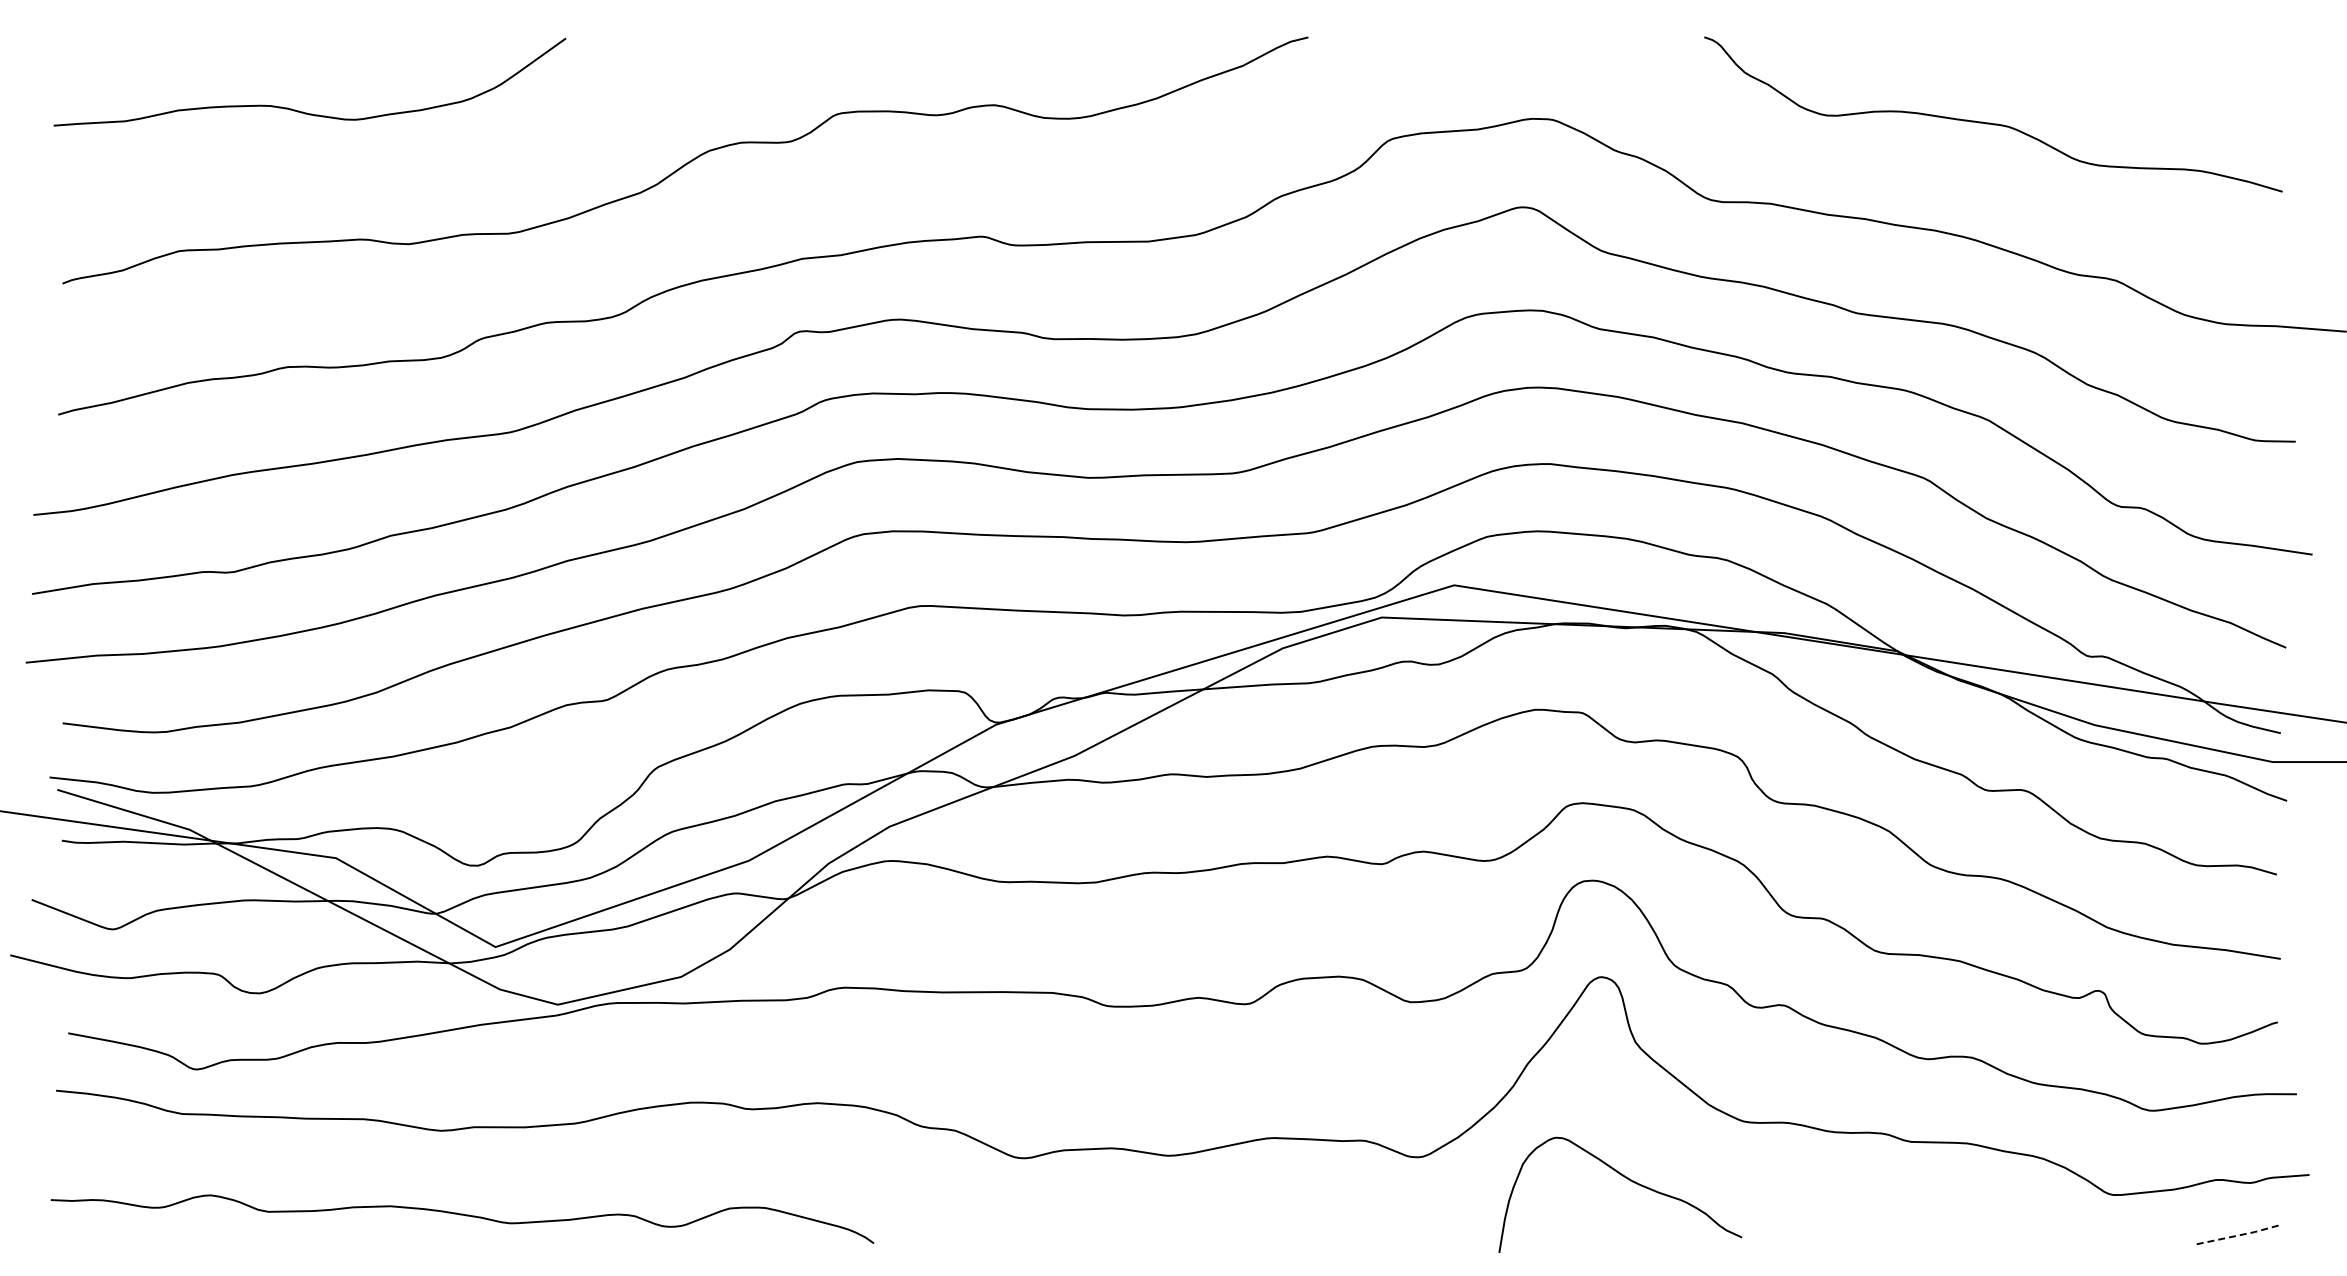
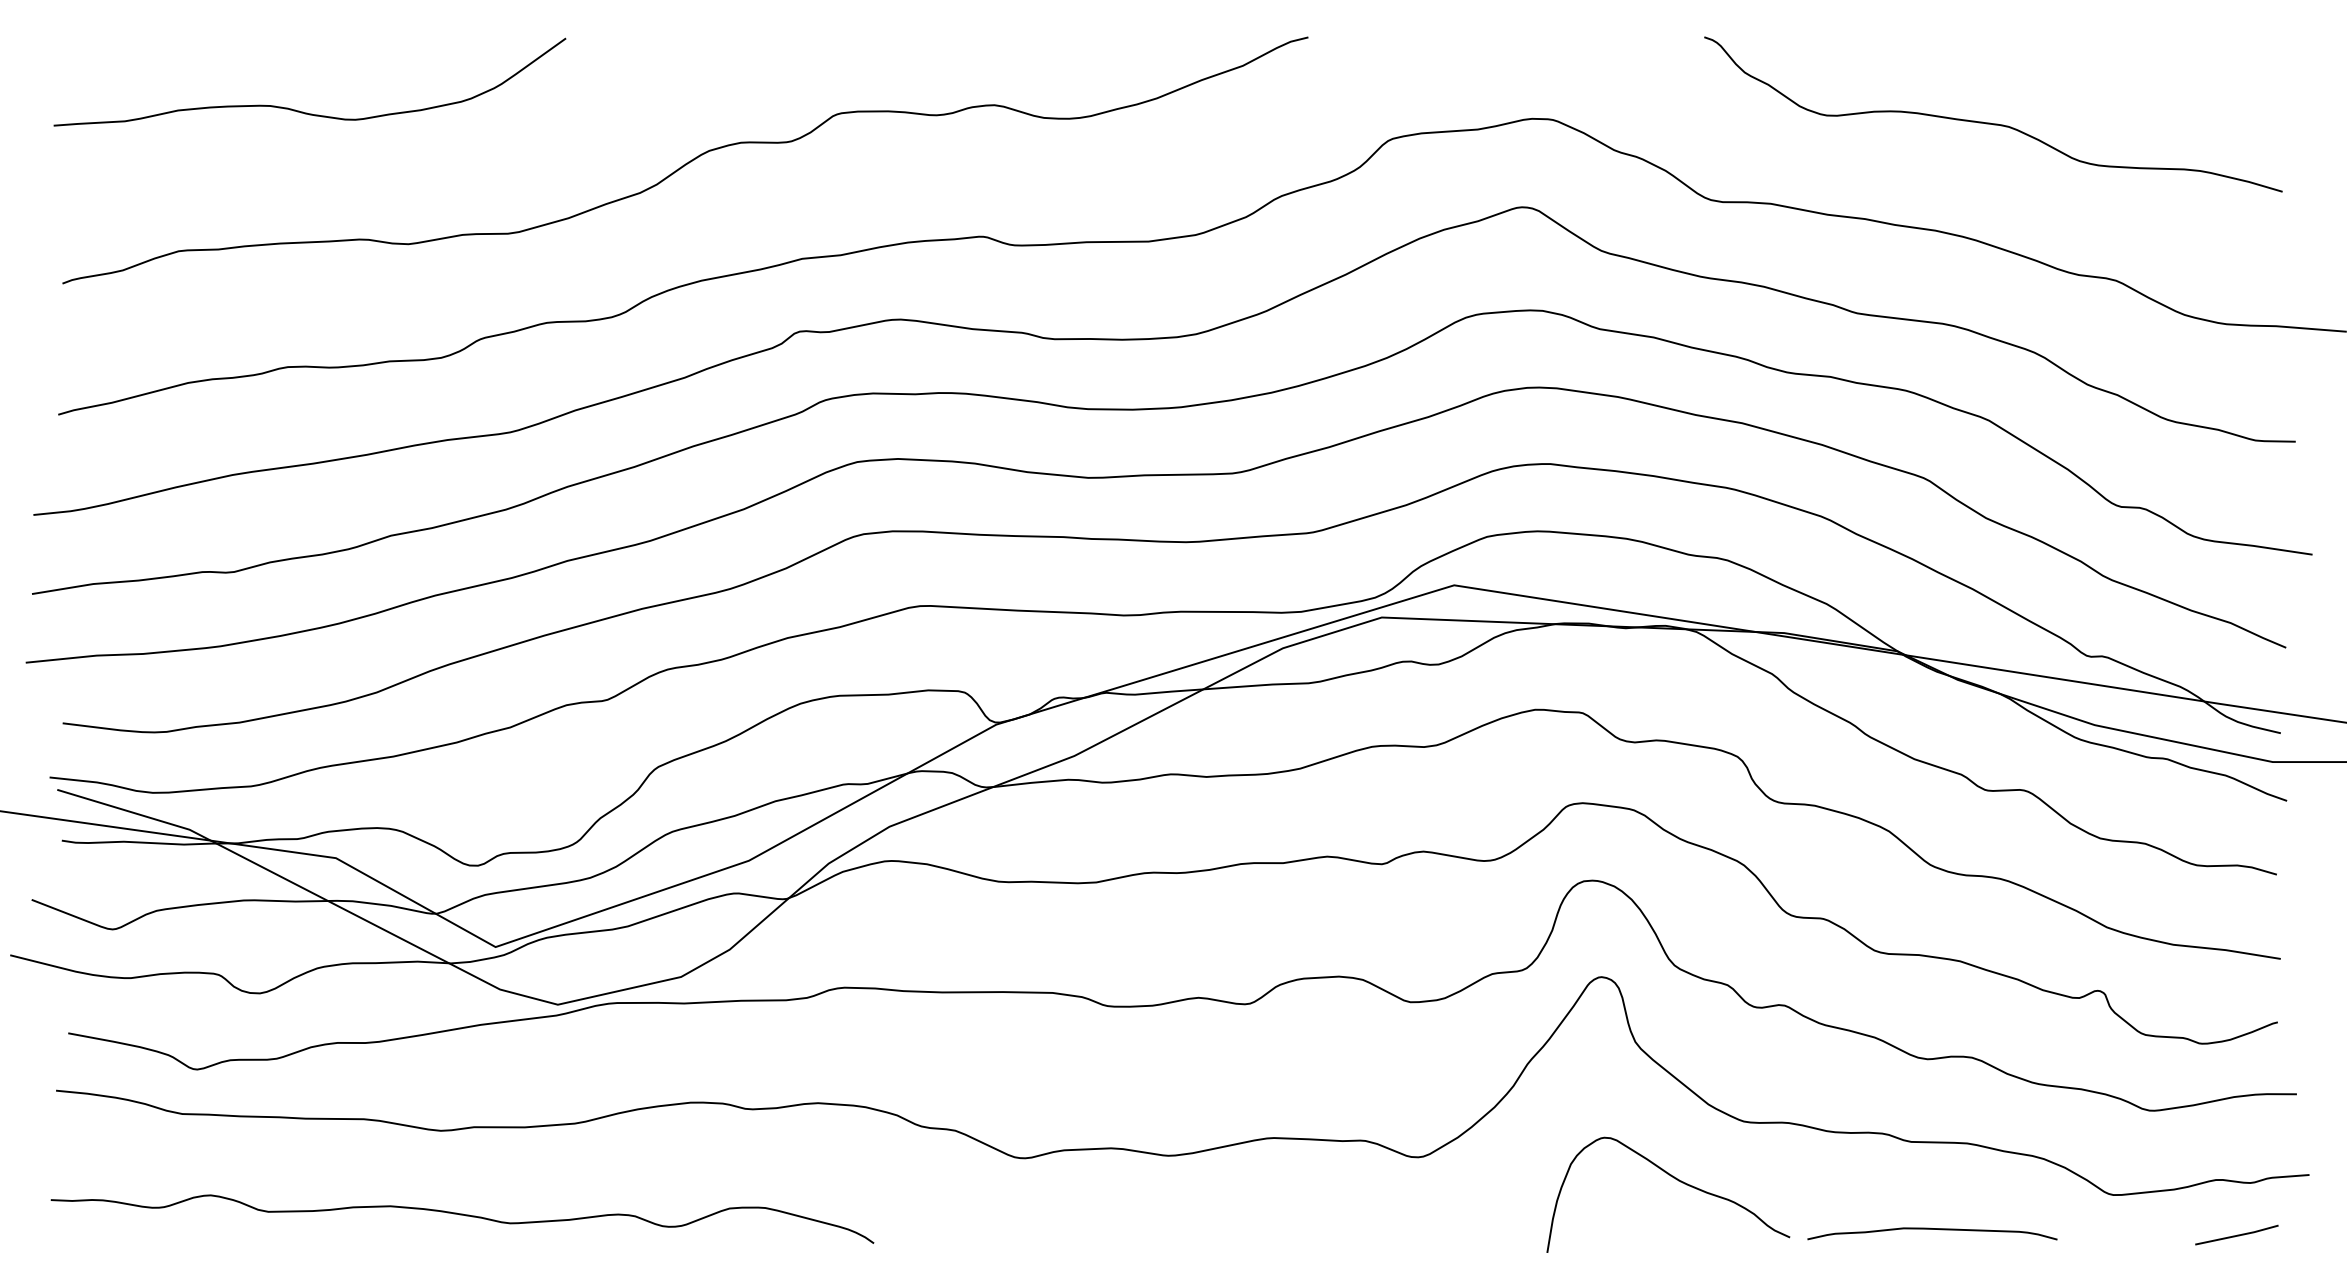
curve position: (1630, 1181) -> (1678, 1181) (1678, 1181)
curve: none -> present (1932, 1229)
line: dashed -> solid (2237, 1235)
